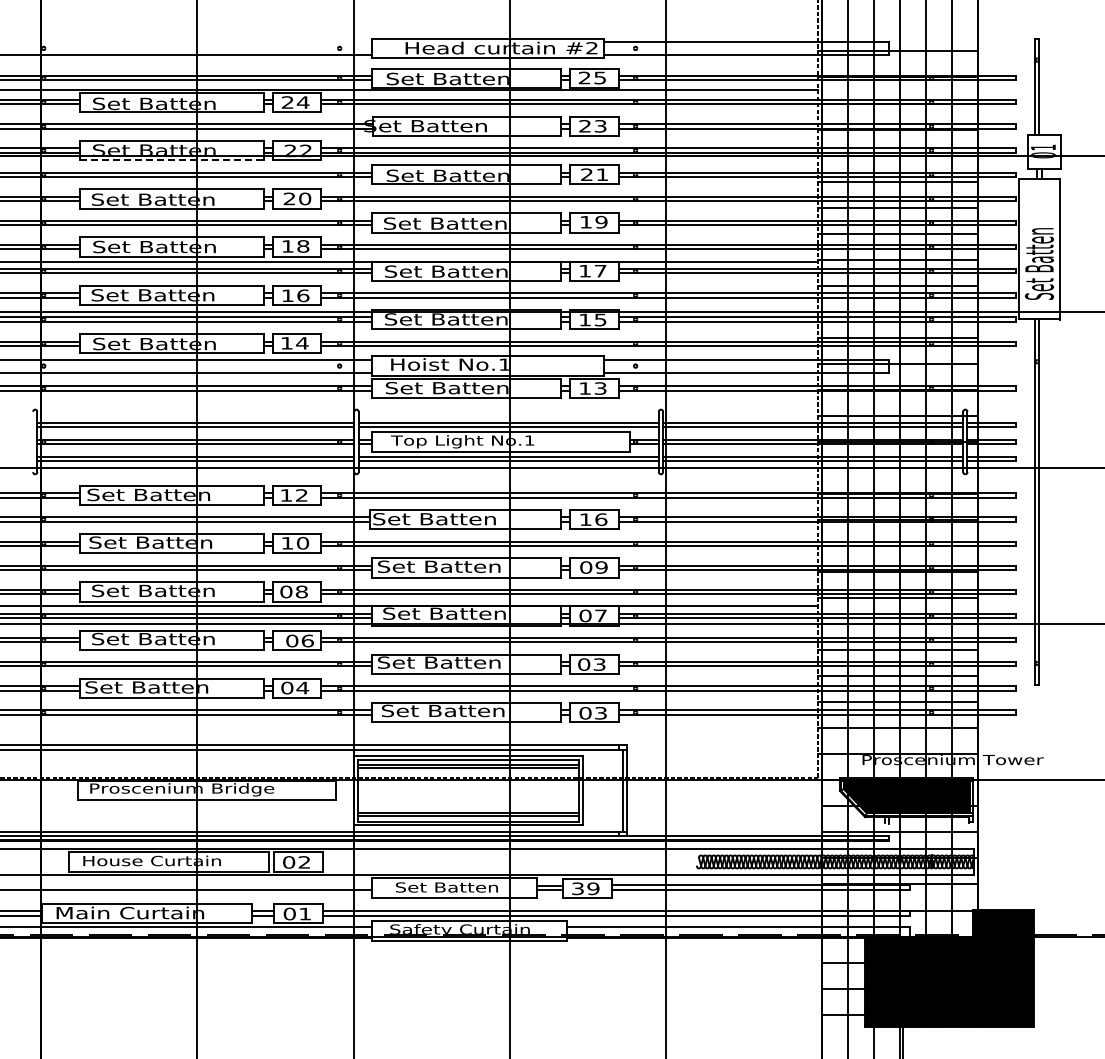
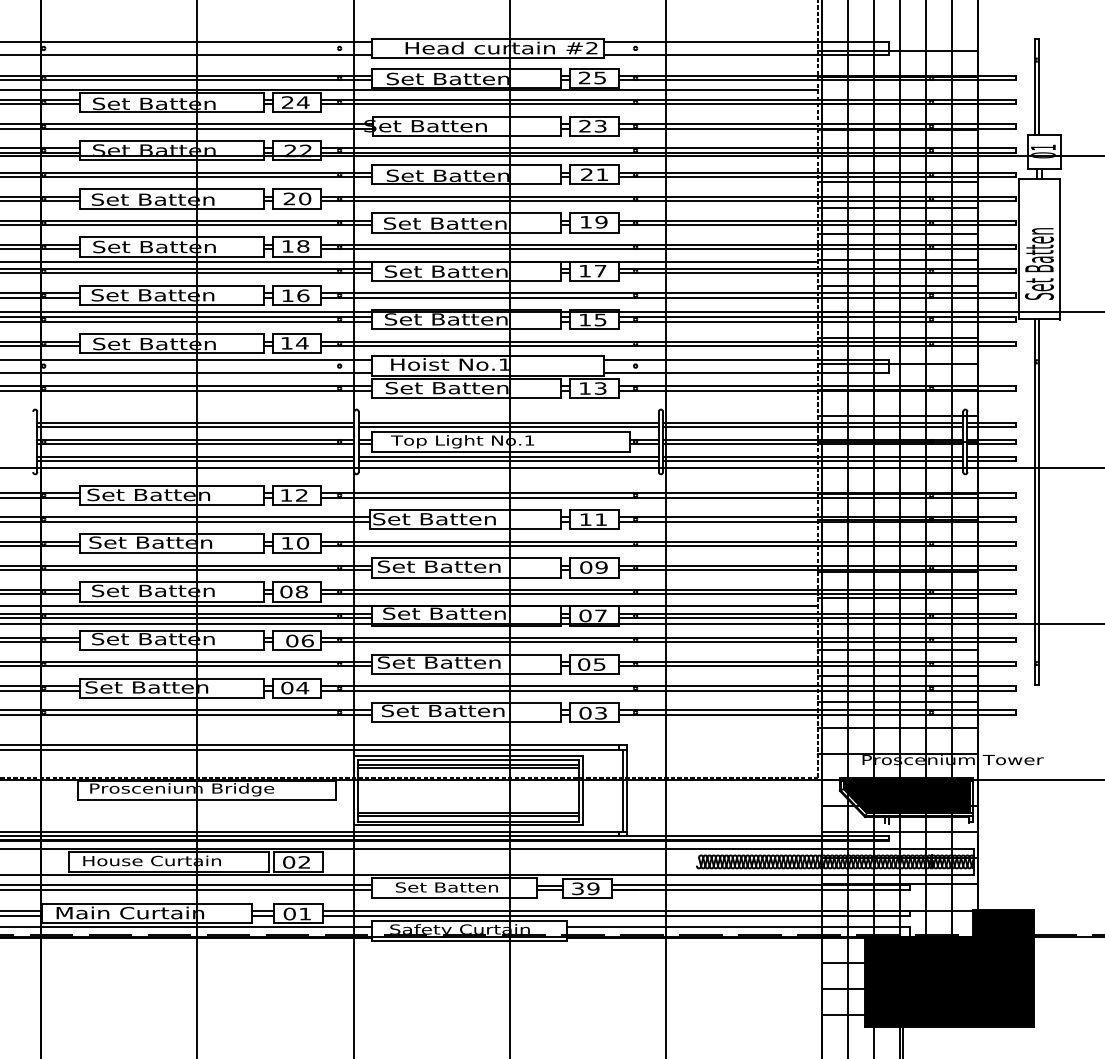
line: none -> present (187, 41)
line: dashed -> solid (172, 160)
text: 16 -> 11 (601, 519)
text: 03 -> 05 (599, 664)
line: none -> present (187, 885)
